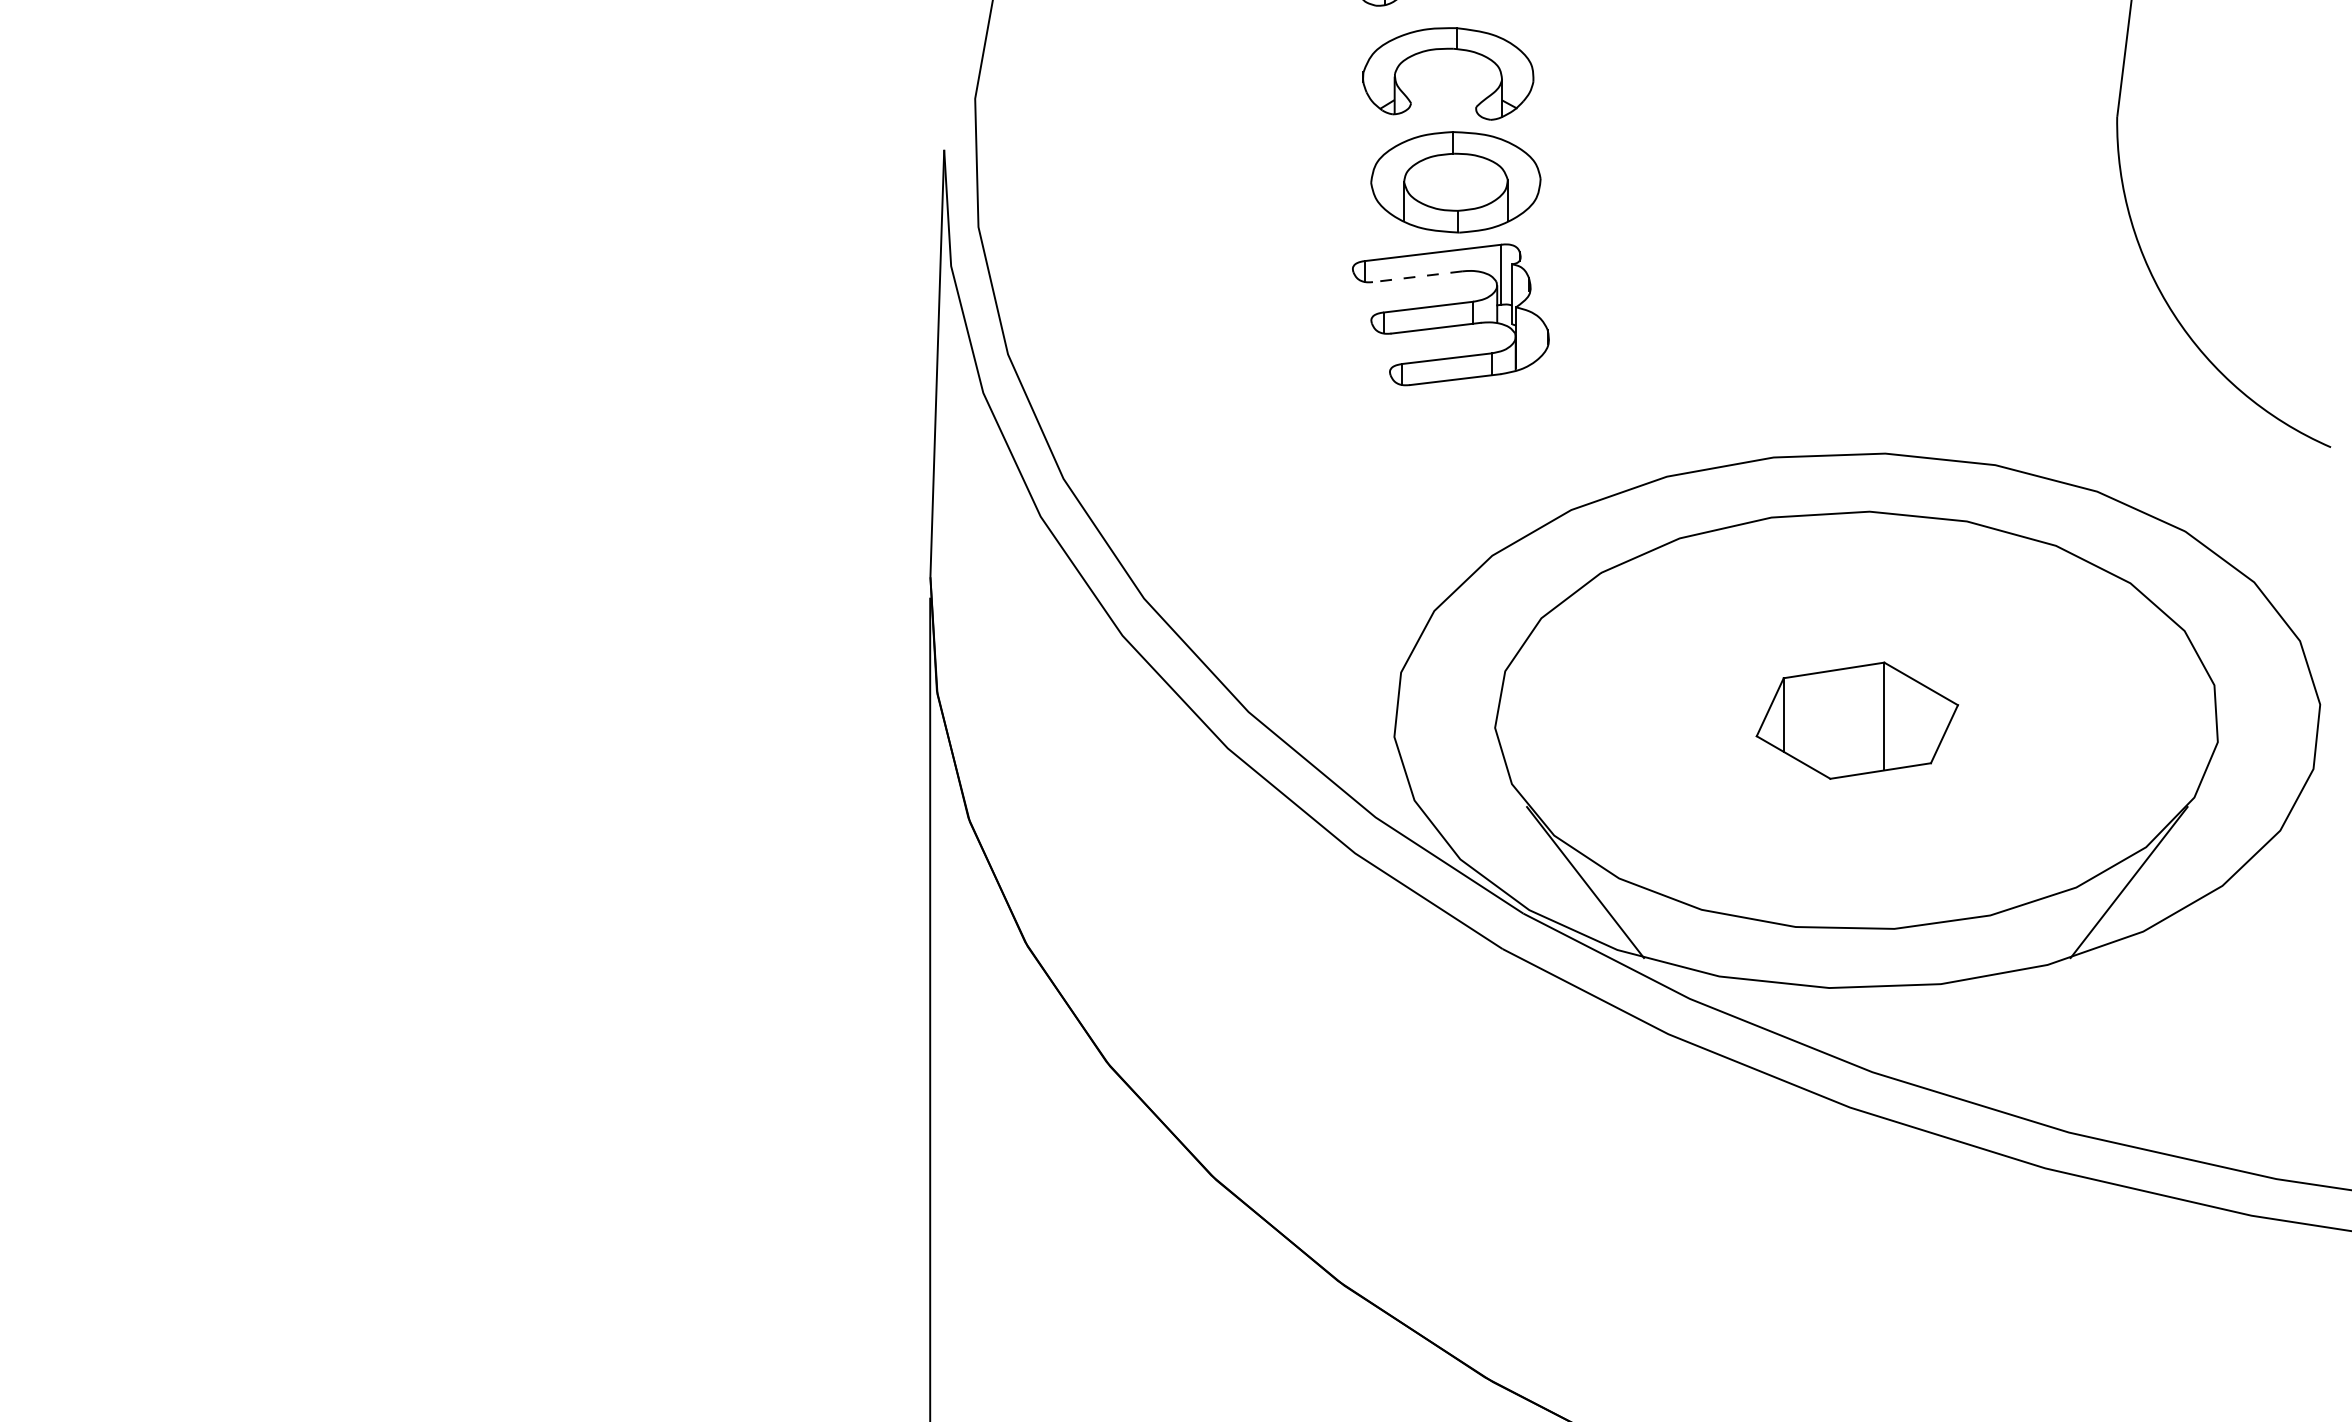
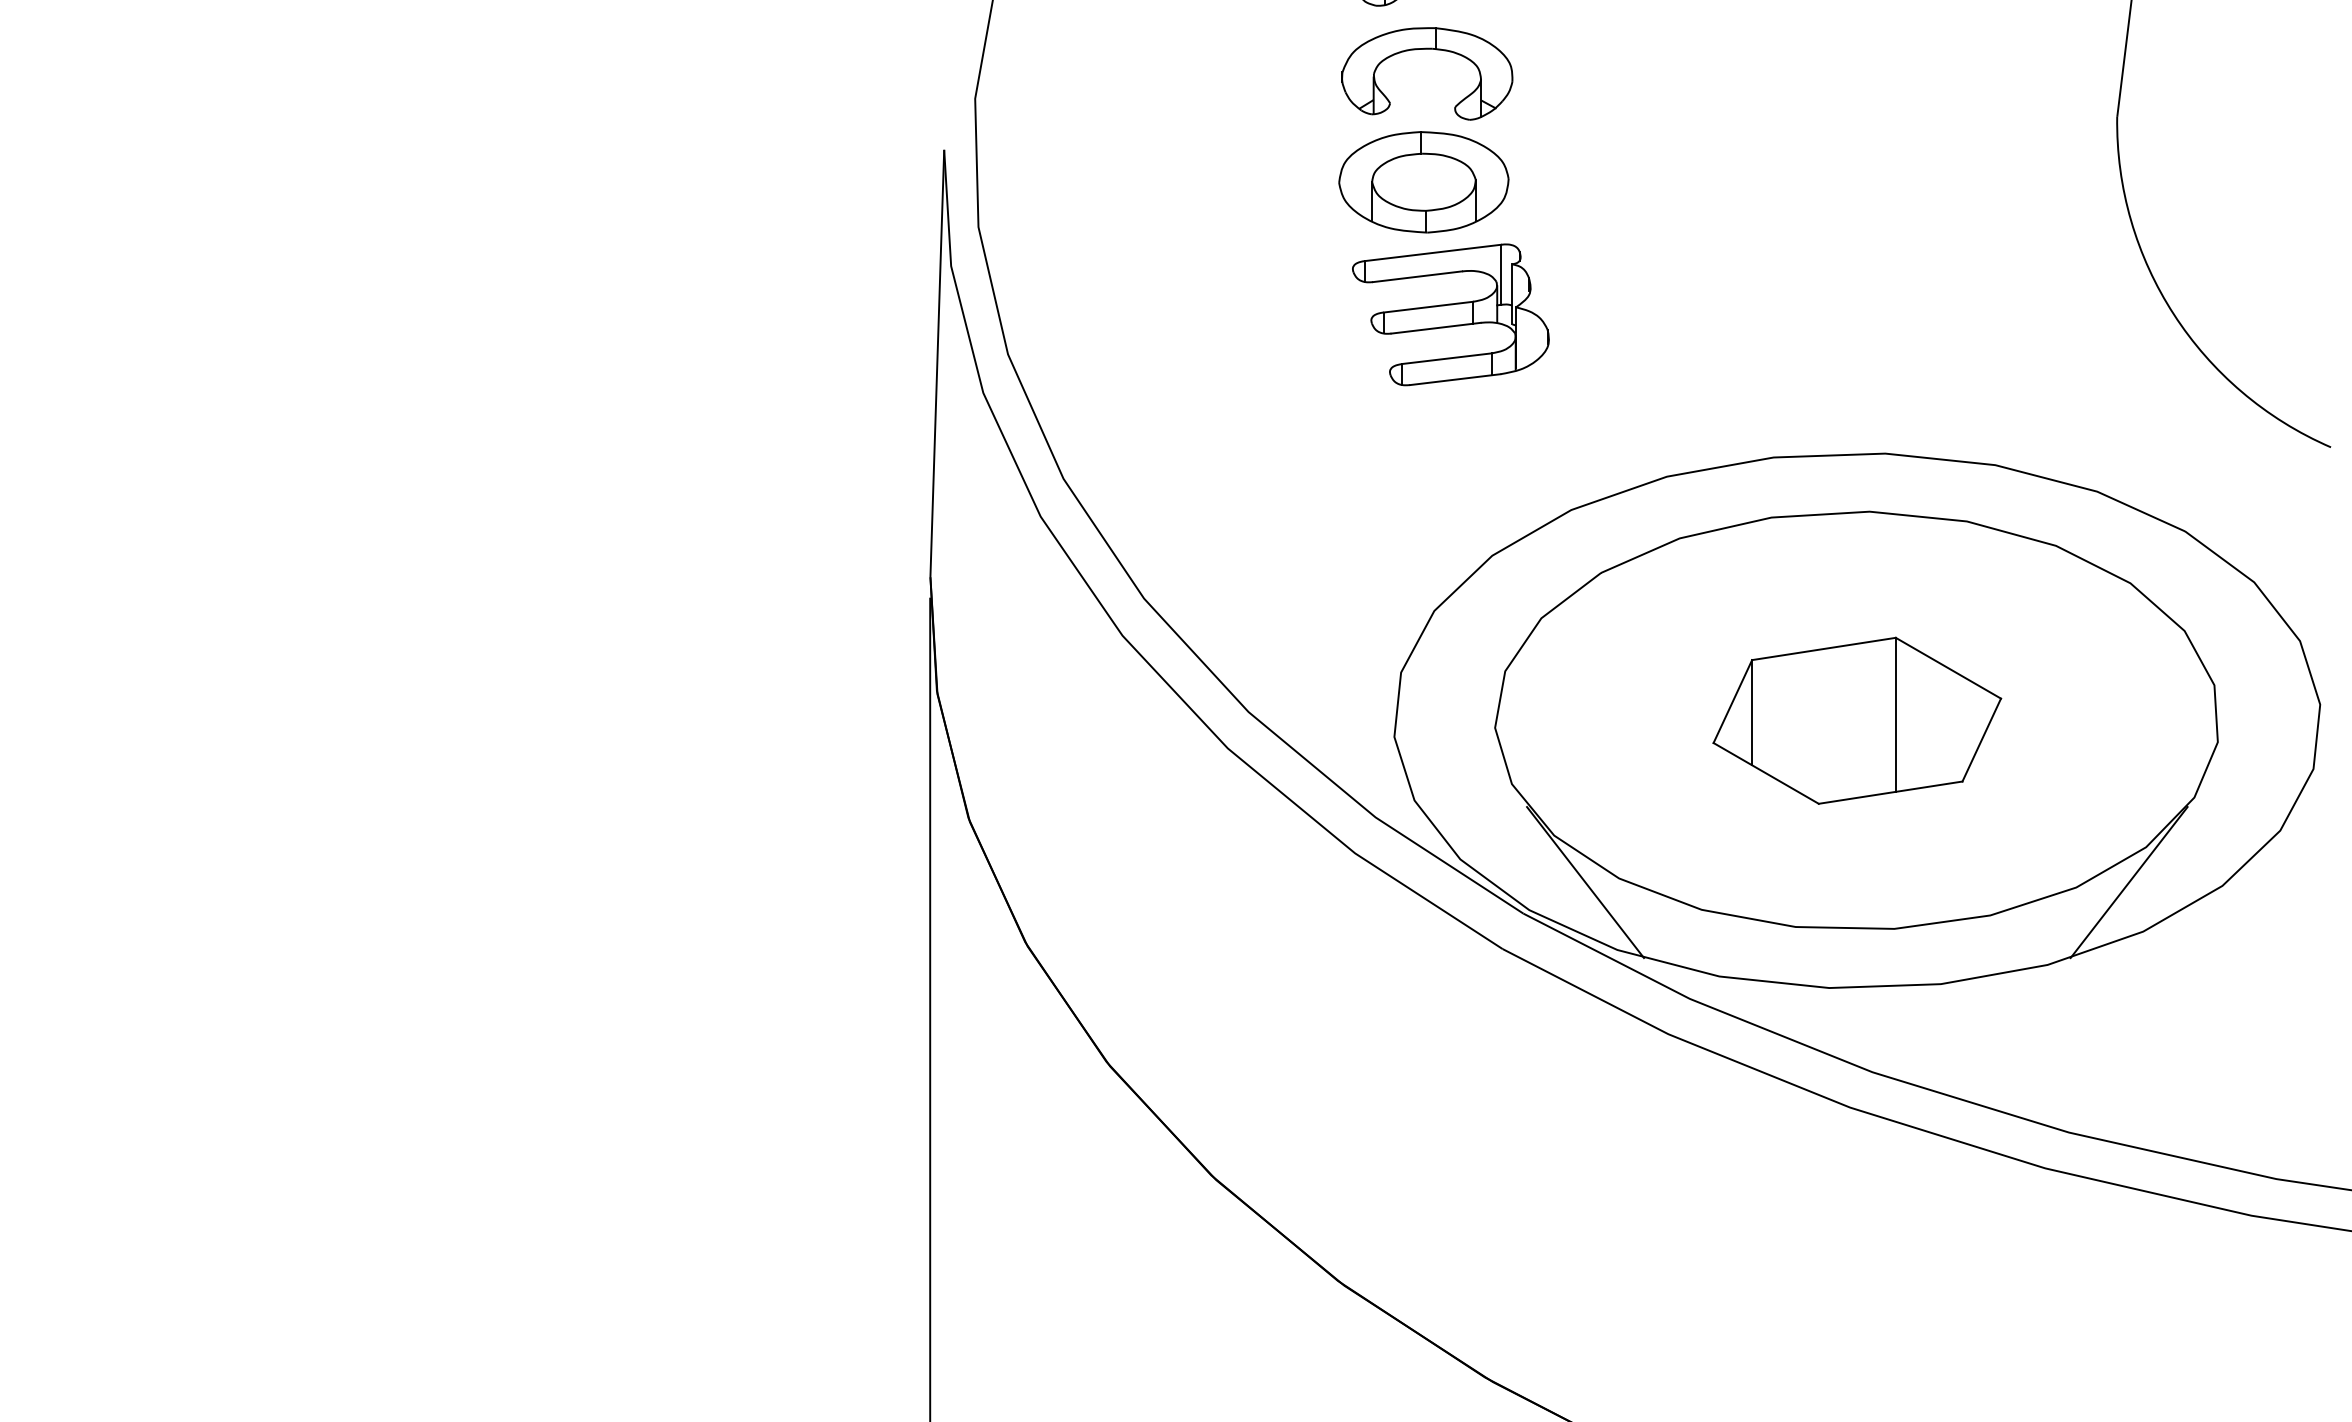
part position: (1448, 49) -> (1427, 49) (1427, 49)
part position: (1455, 182) -> (1423, 182) (1423, 182)
line: dashed -> solid (1417, 276)
part size: 205x119 px -> 291x169 px (1857, 720)
